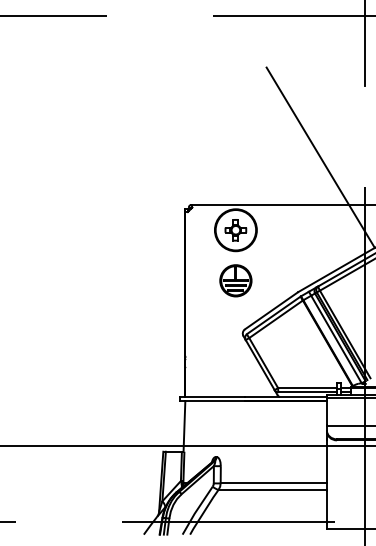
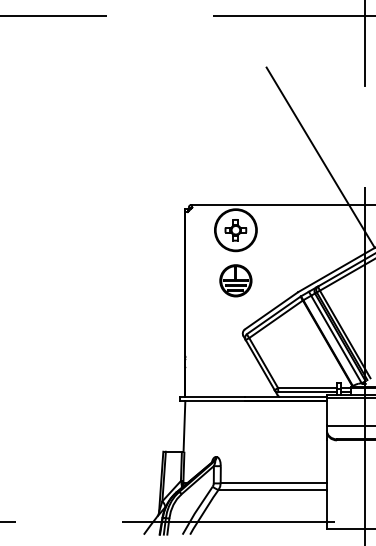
line: present -> none (187, 446)
